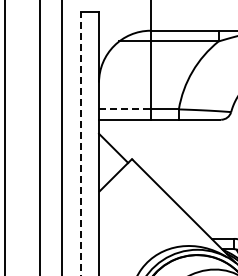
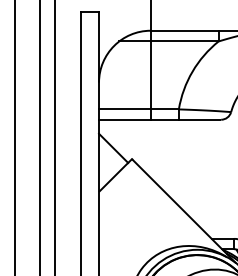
line: dashed -> solid (124, 109)
line position: (5, 137) -> (15, 137) (15, 137)
line position: (62, 137) -> (55, 137) (55, 137)
line: dashed -> solid (81, 143)
